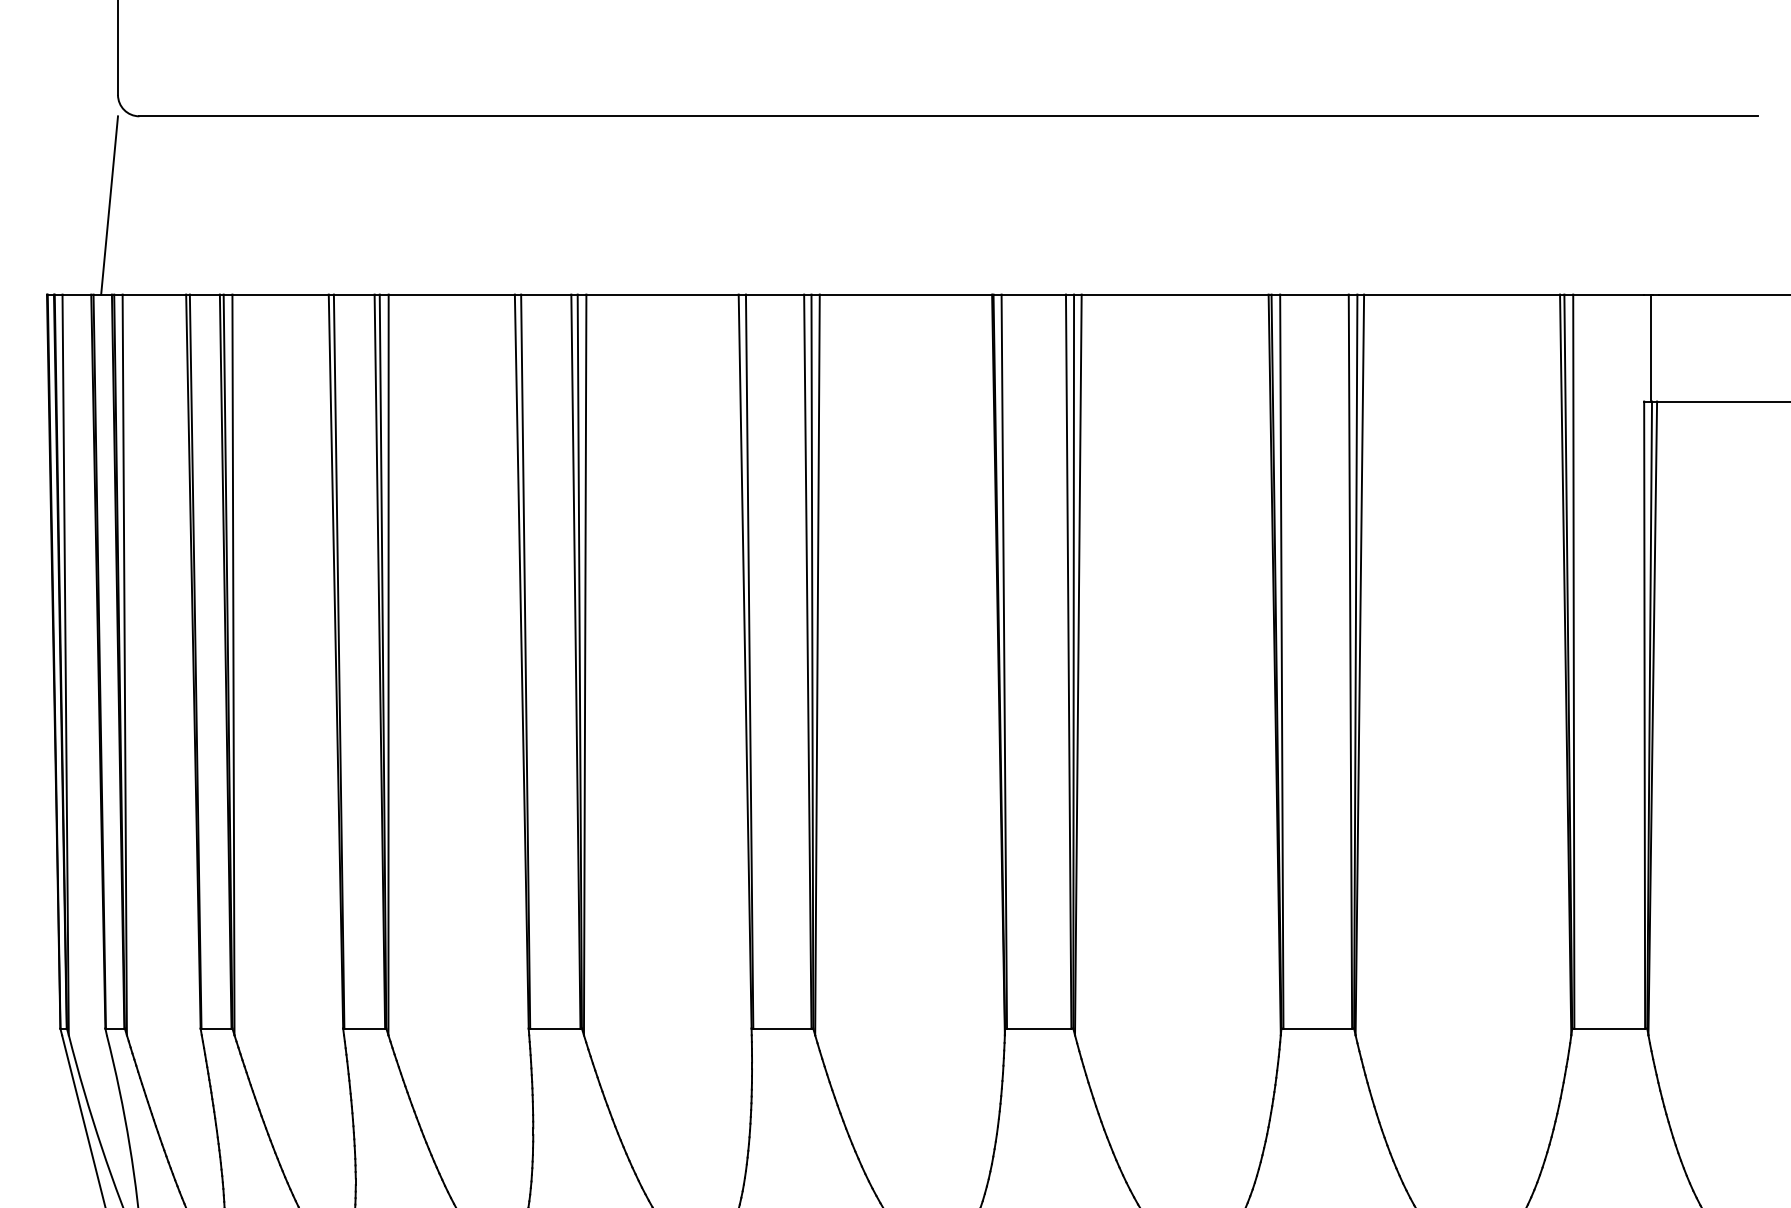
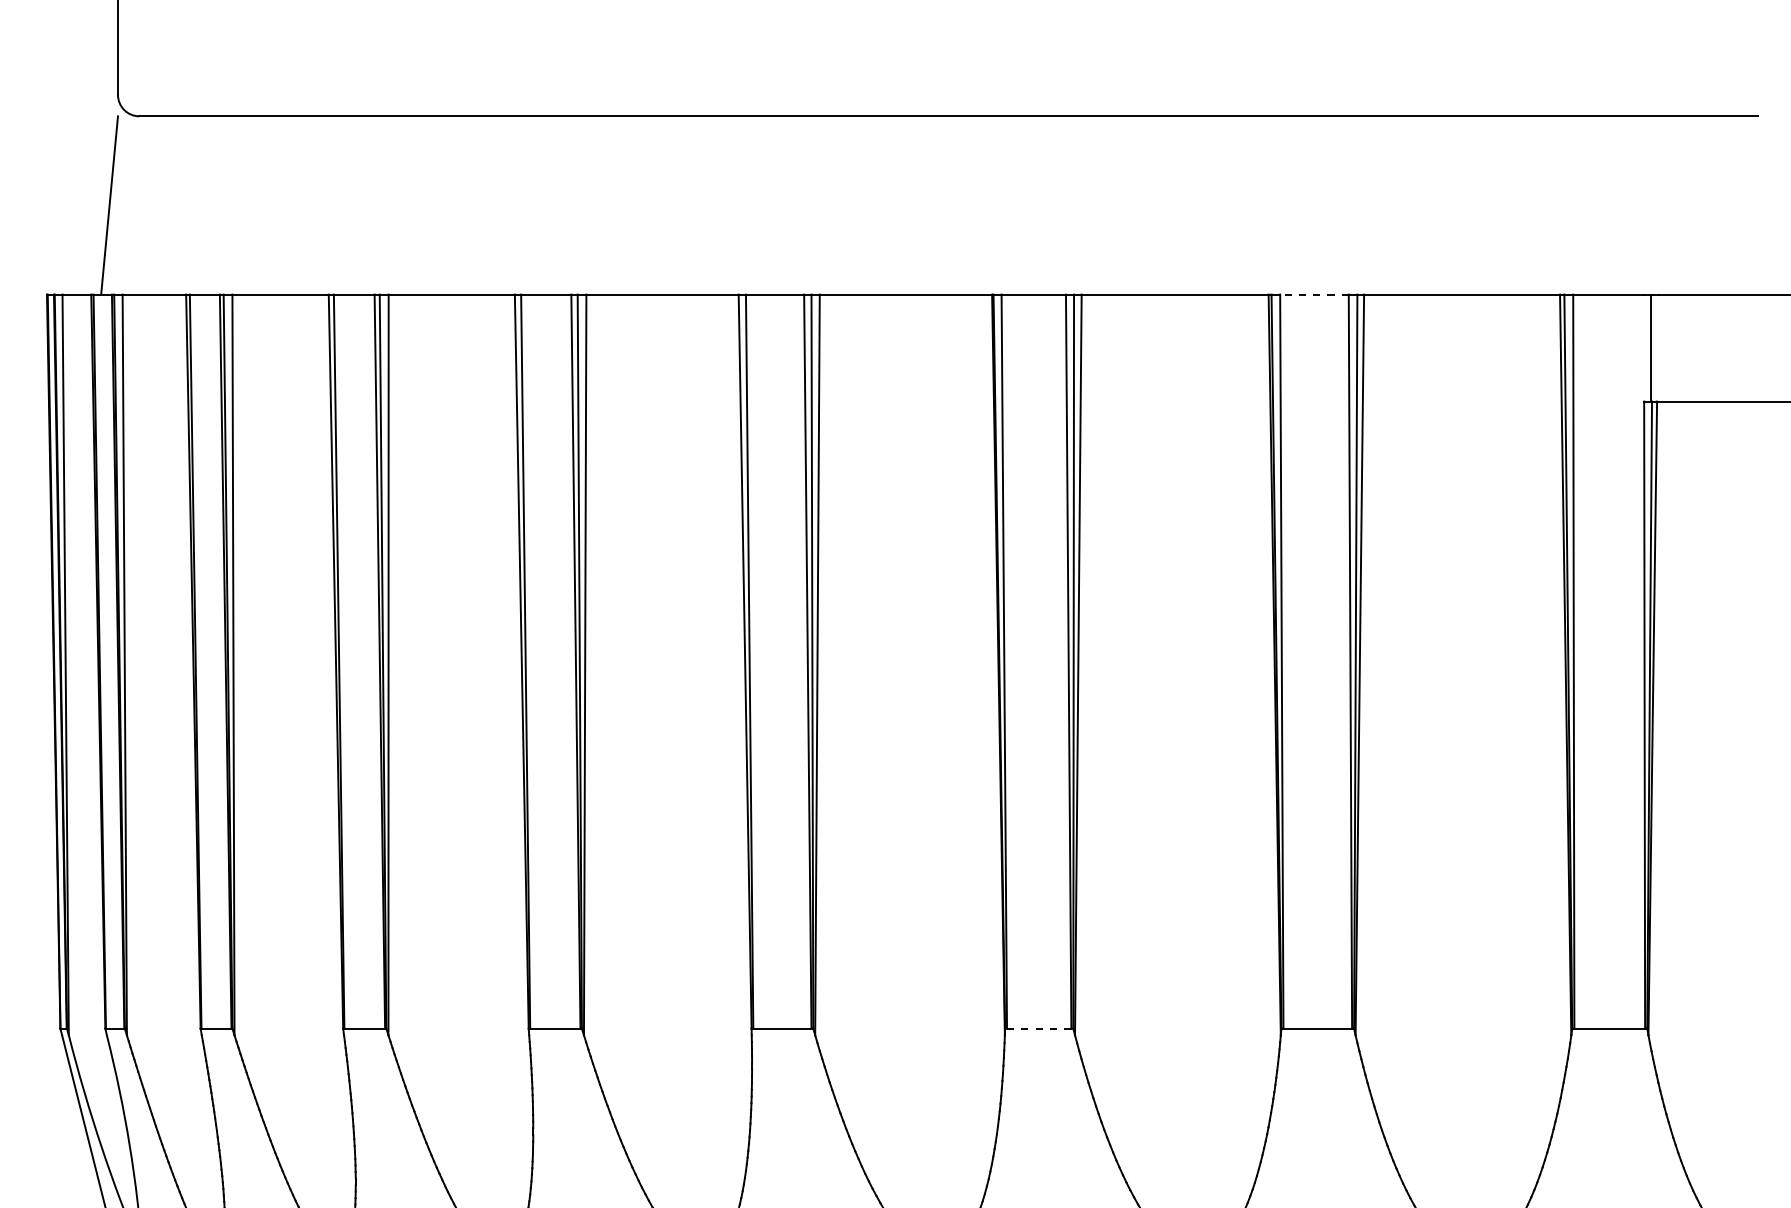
line: solid -> dashed (1313, 294)
line: solid -> dashed (1039, 1028)
